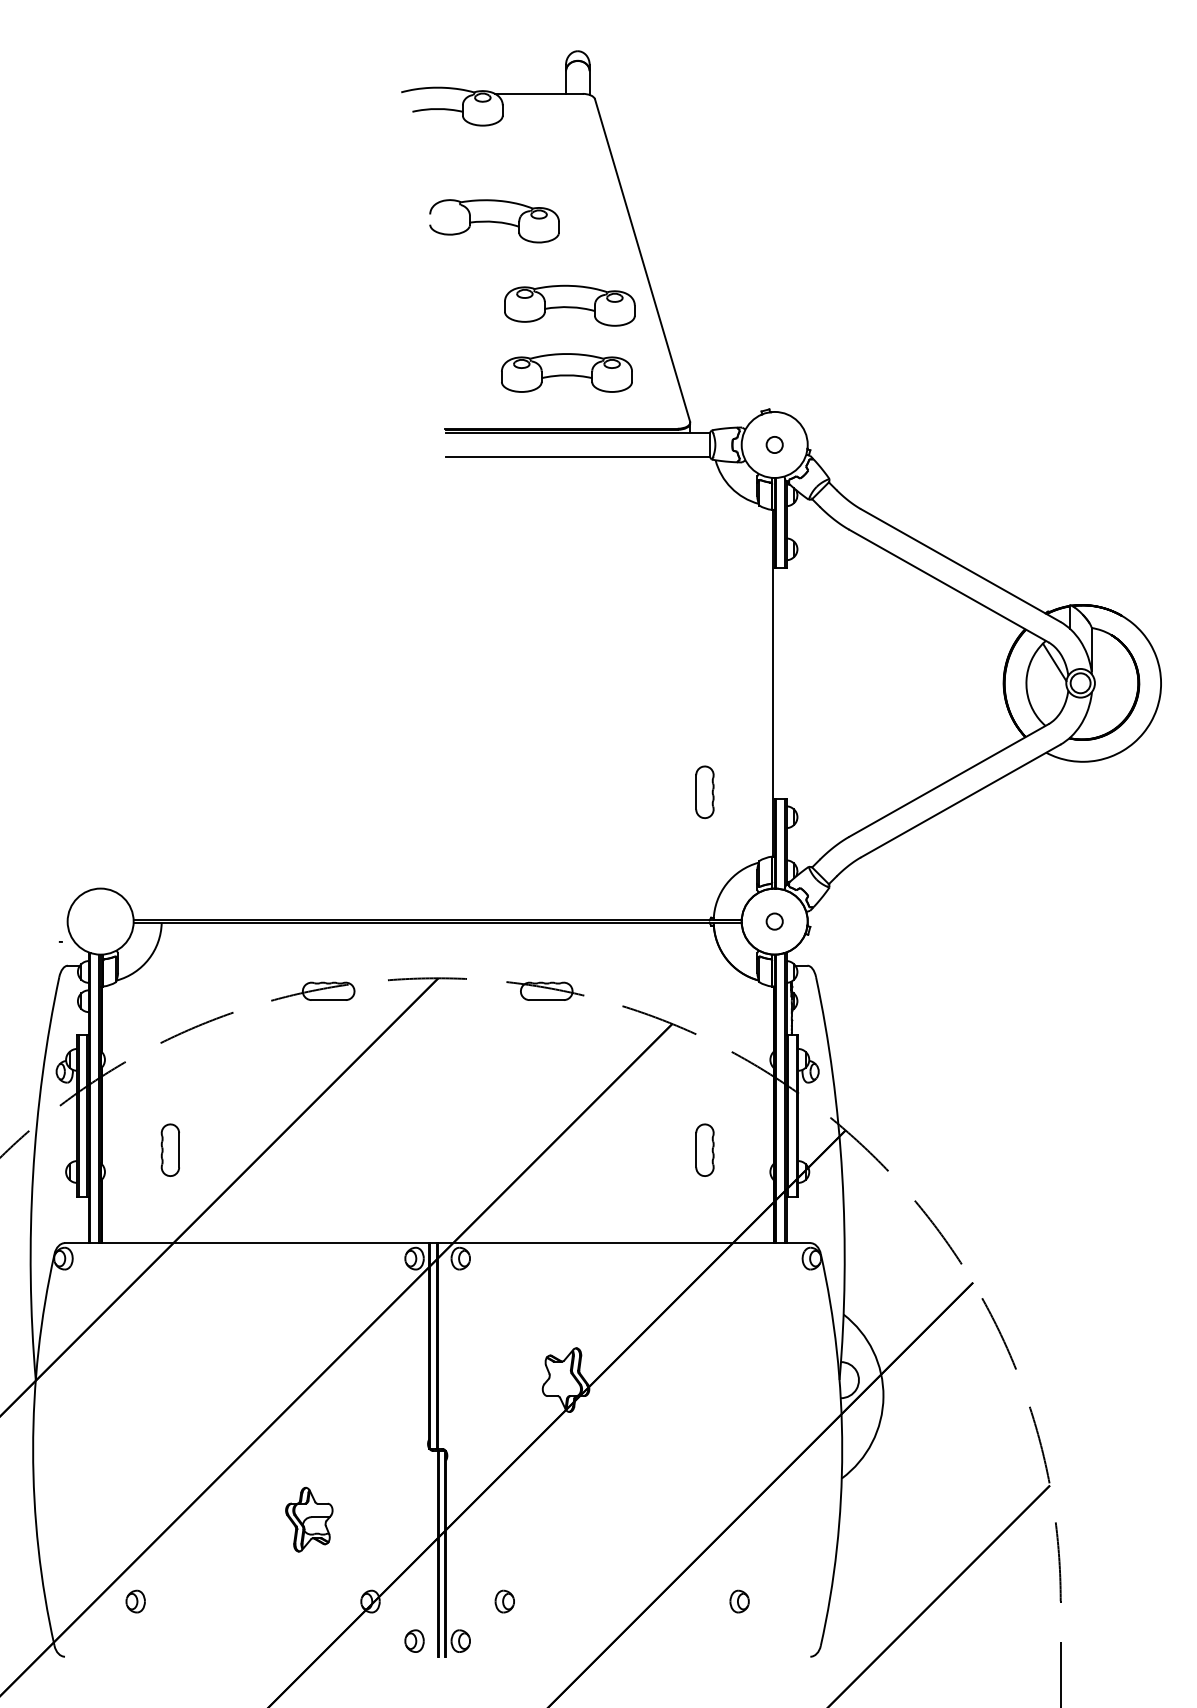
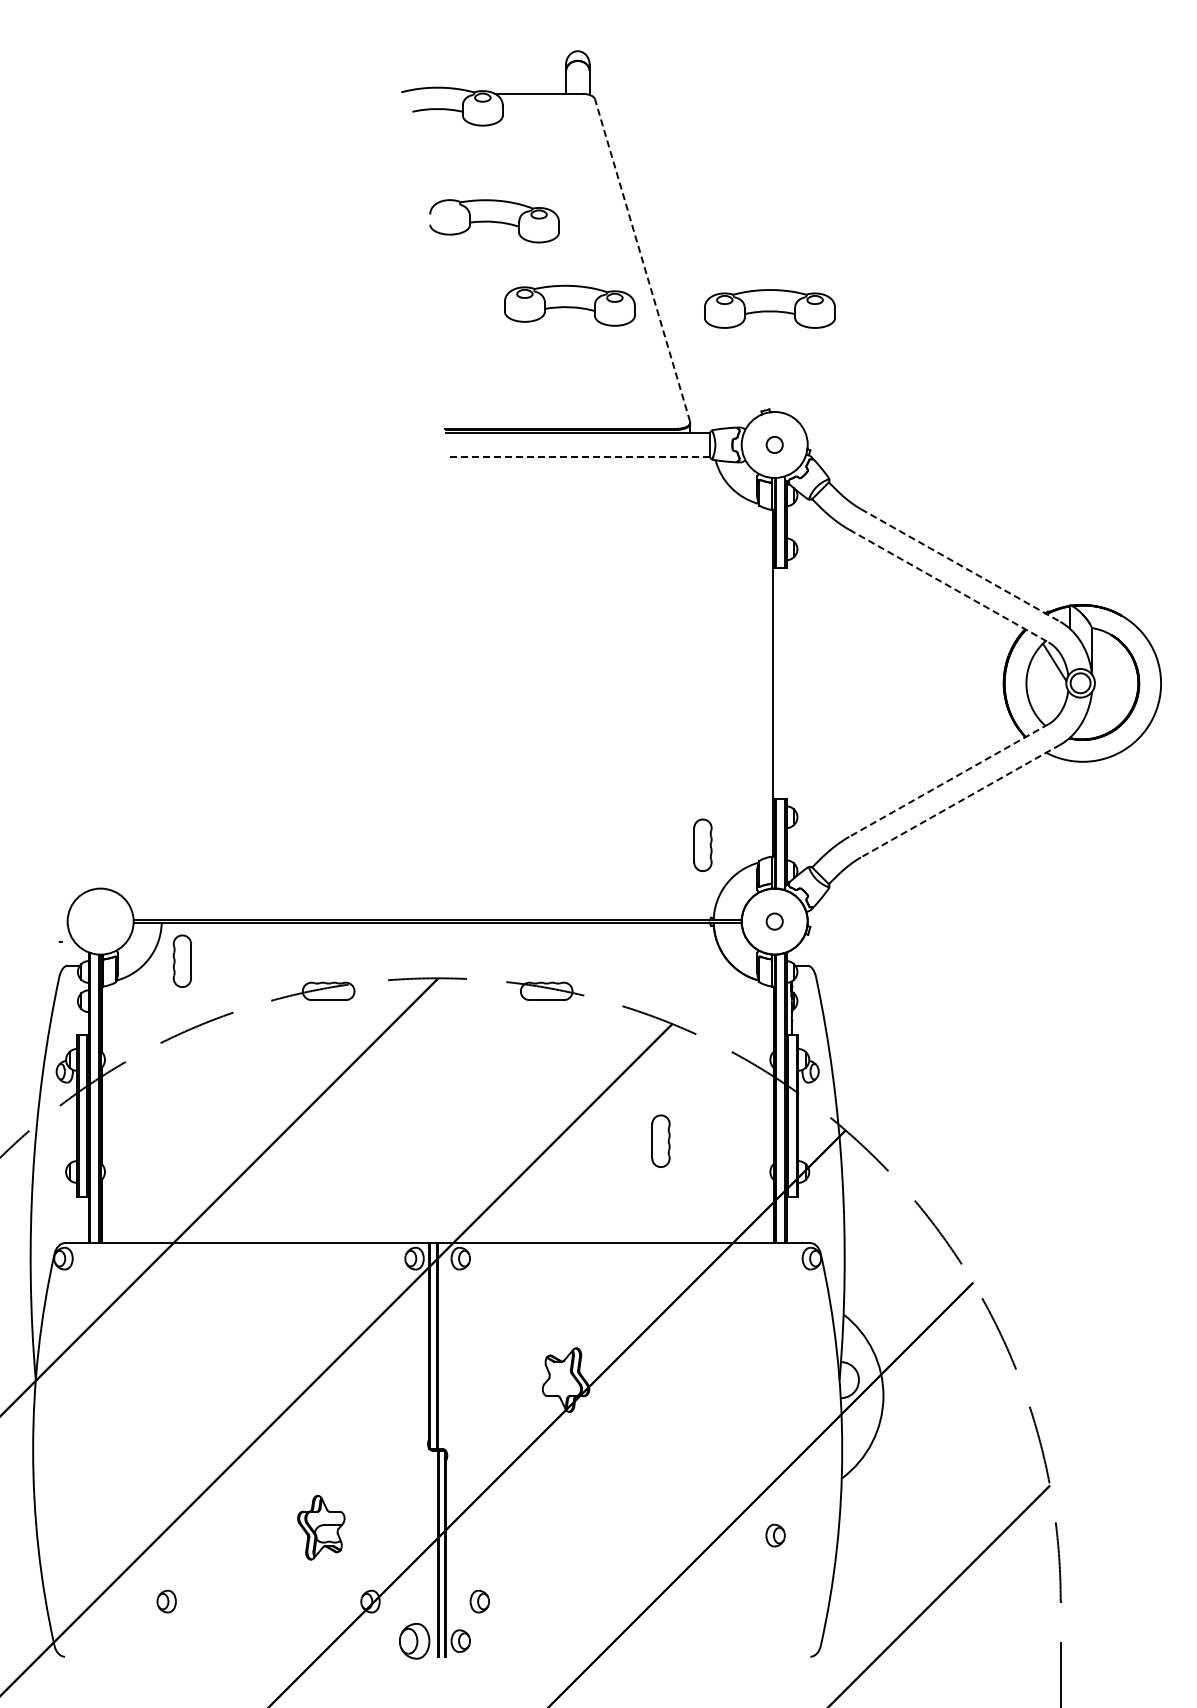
line: solid -> dashed (642, 259)
part position: (566, 372) -> (769, 308) (769, 308)
line: solid -> dashed (577, 456)
line: solid -> dashed (961, 565)
line: solid -> dashed (949, 586)
line: solid -> dashed (948, 780)
part position: (704, 792) -> (702, 845) (702, 845)
line: solid -> dashed (960, 801)
part position: (169, 1149) -> (181, 960) (181, 960)
part position: (704, 1149) -> (660, 1140) (660, 1140)
part position: (309, 1519) -> (321, 1527) (321, 1527)
part position: (135, 1601) -> (166, 1601) (166, 1601)
part position: (504, 1601) -> (479, 1601) (479, 1601)
part position: (739, 1601) -> (775, 1535) (775, 1535)
part size: 21x24 px -> 32x37 px (414, 1641)
